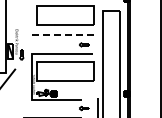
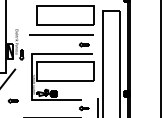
line: dashed -> solid (61, 35)
part: none -> present (12, 100)
